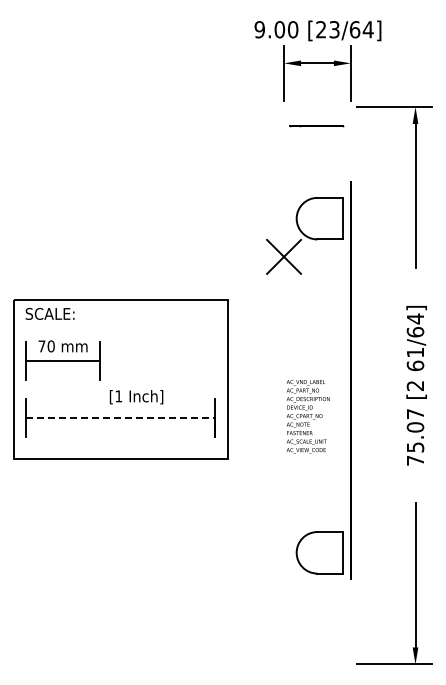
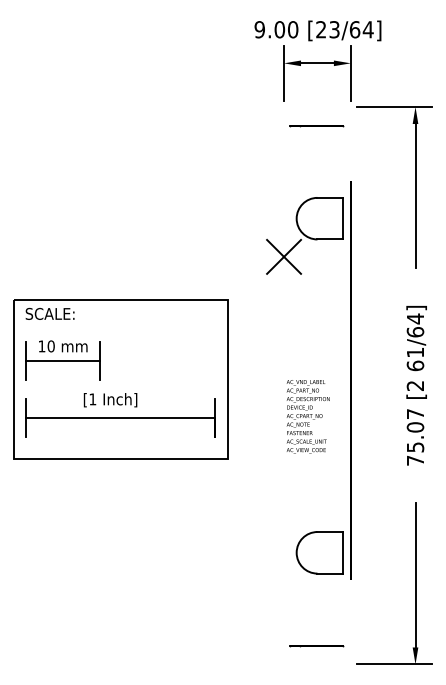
text: 70 -> 10 (41, 346)
text position: (136, 397) -> (110, 400) (110, 400)
line: dashed -> solid (120, 418)
line: none -> present (316, 646)
